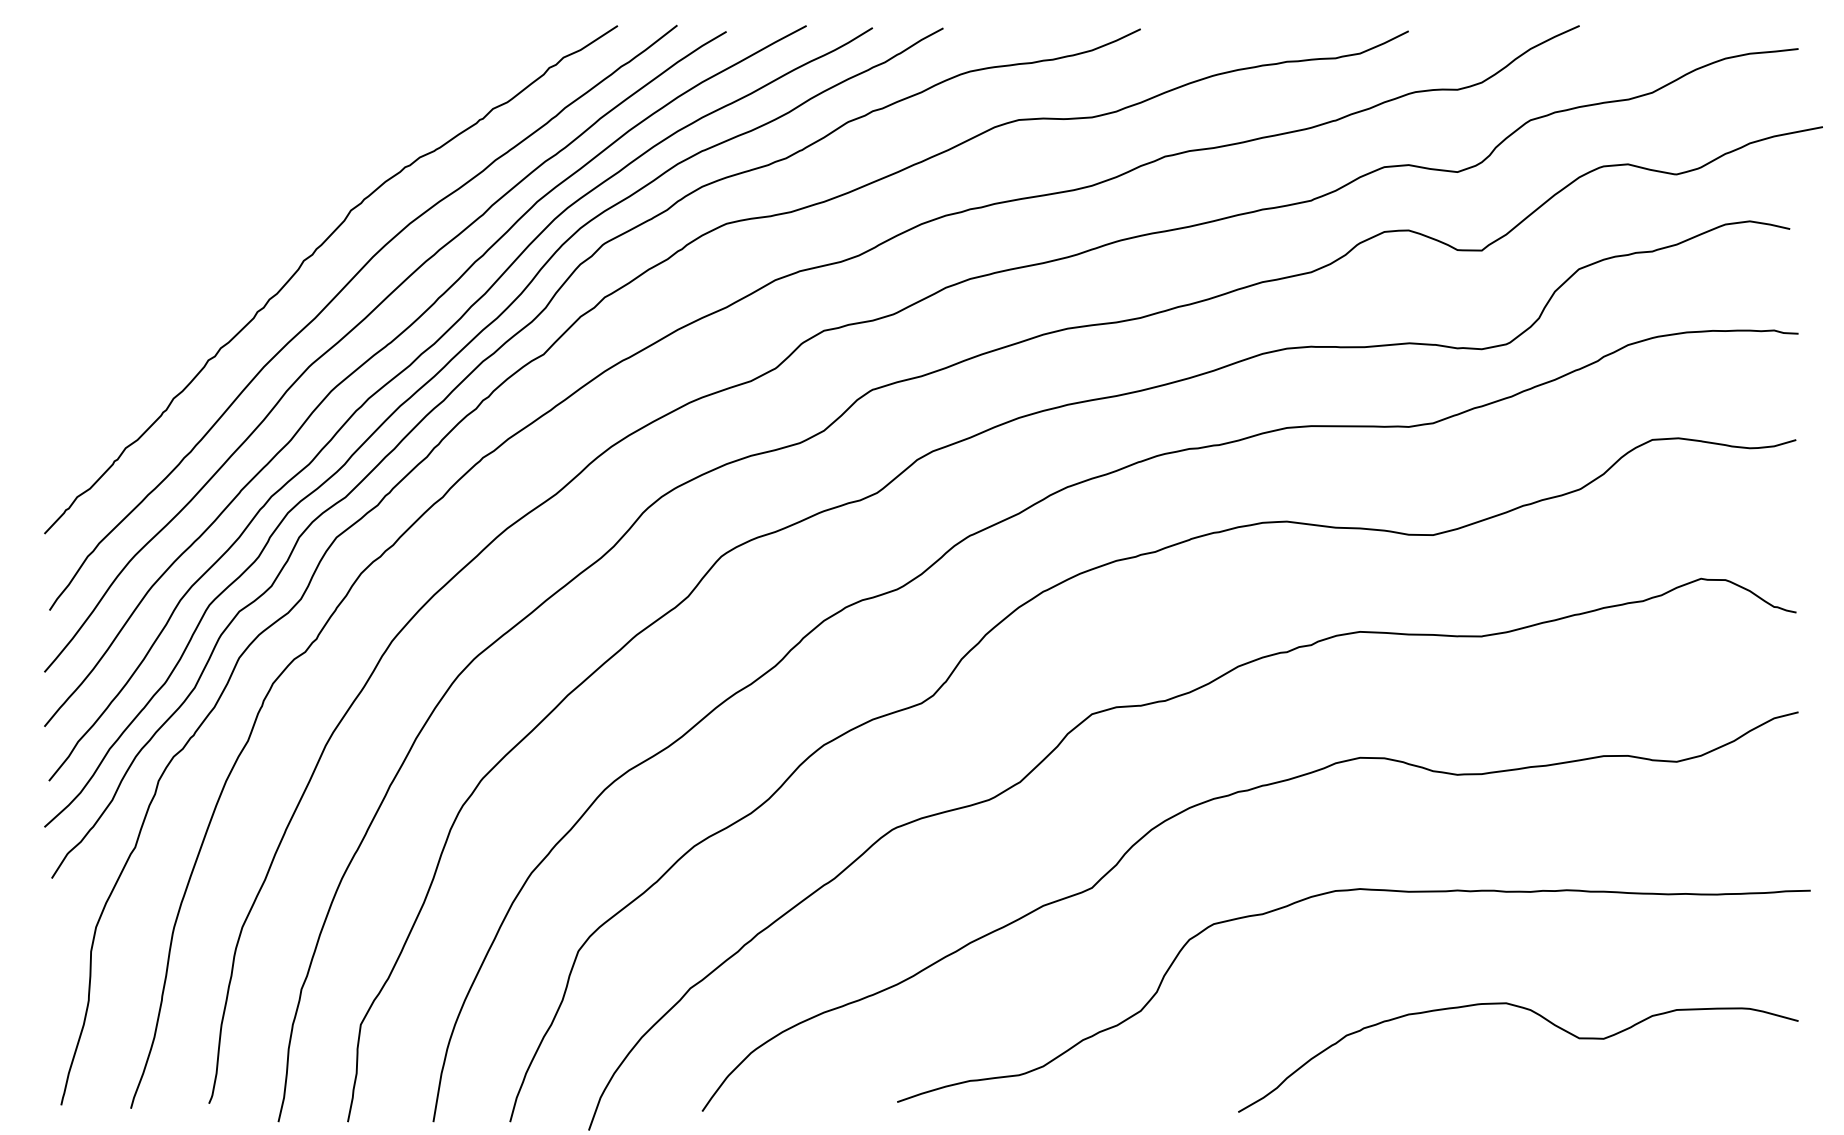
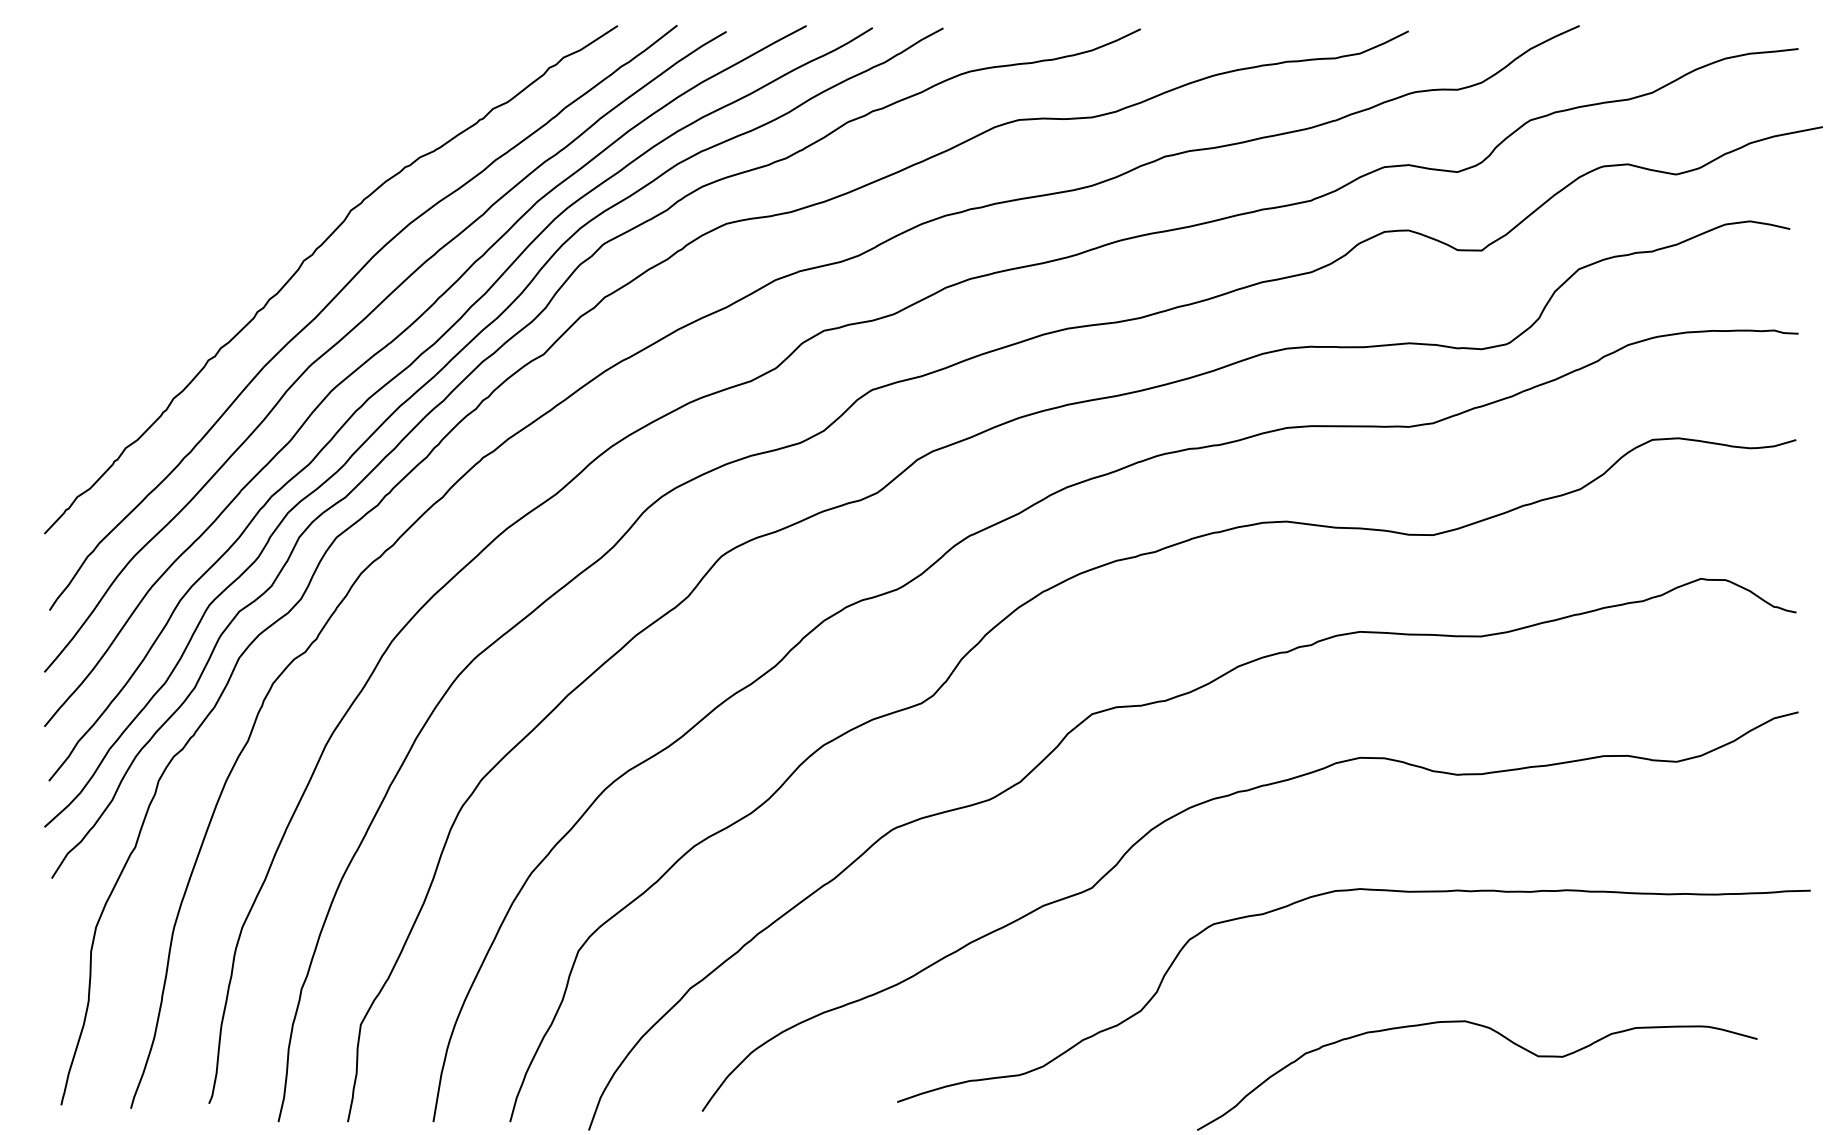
curve position: (1542, 1018) -> (1501, 1036) (1501, 1036)
